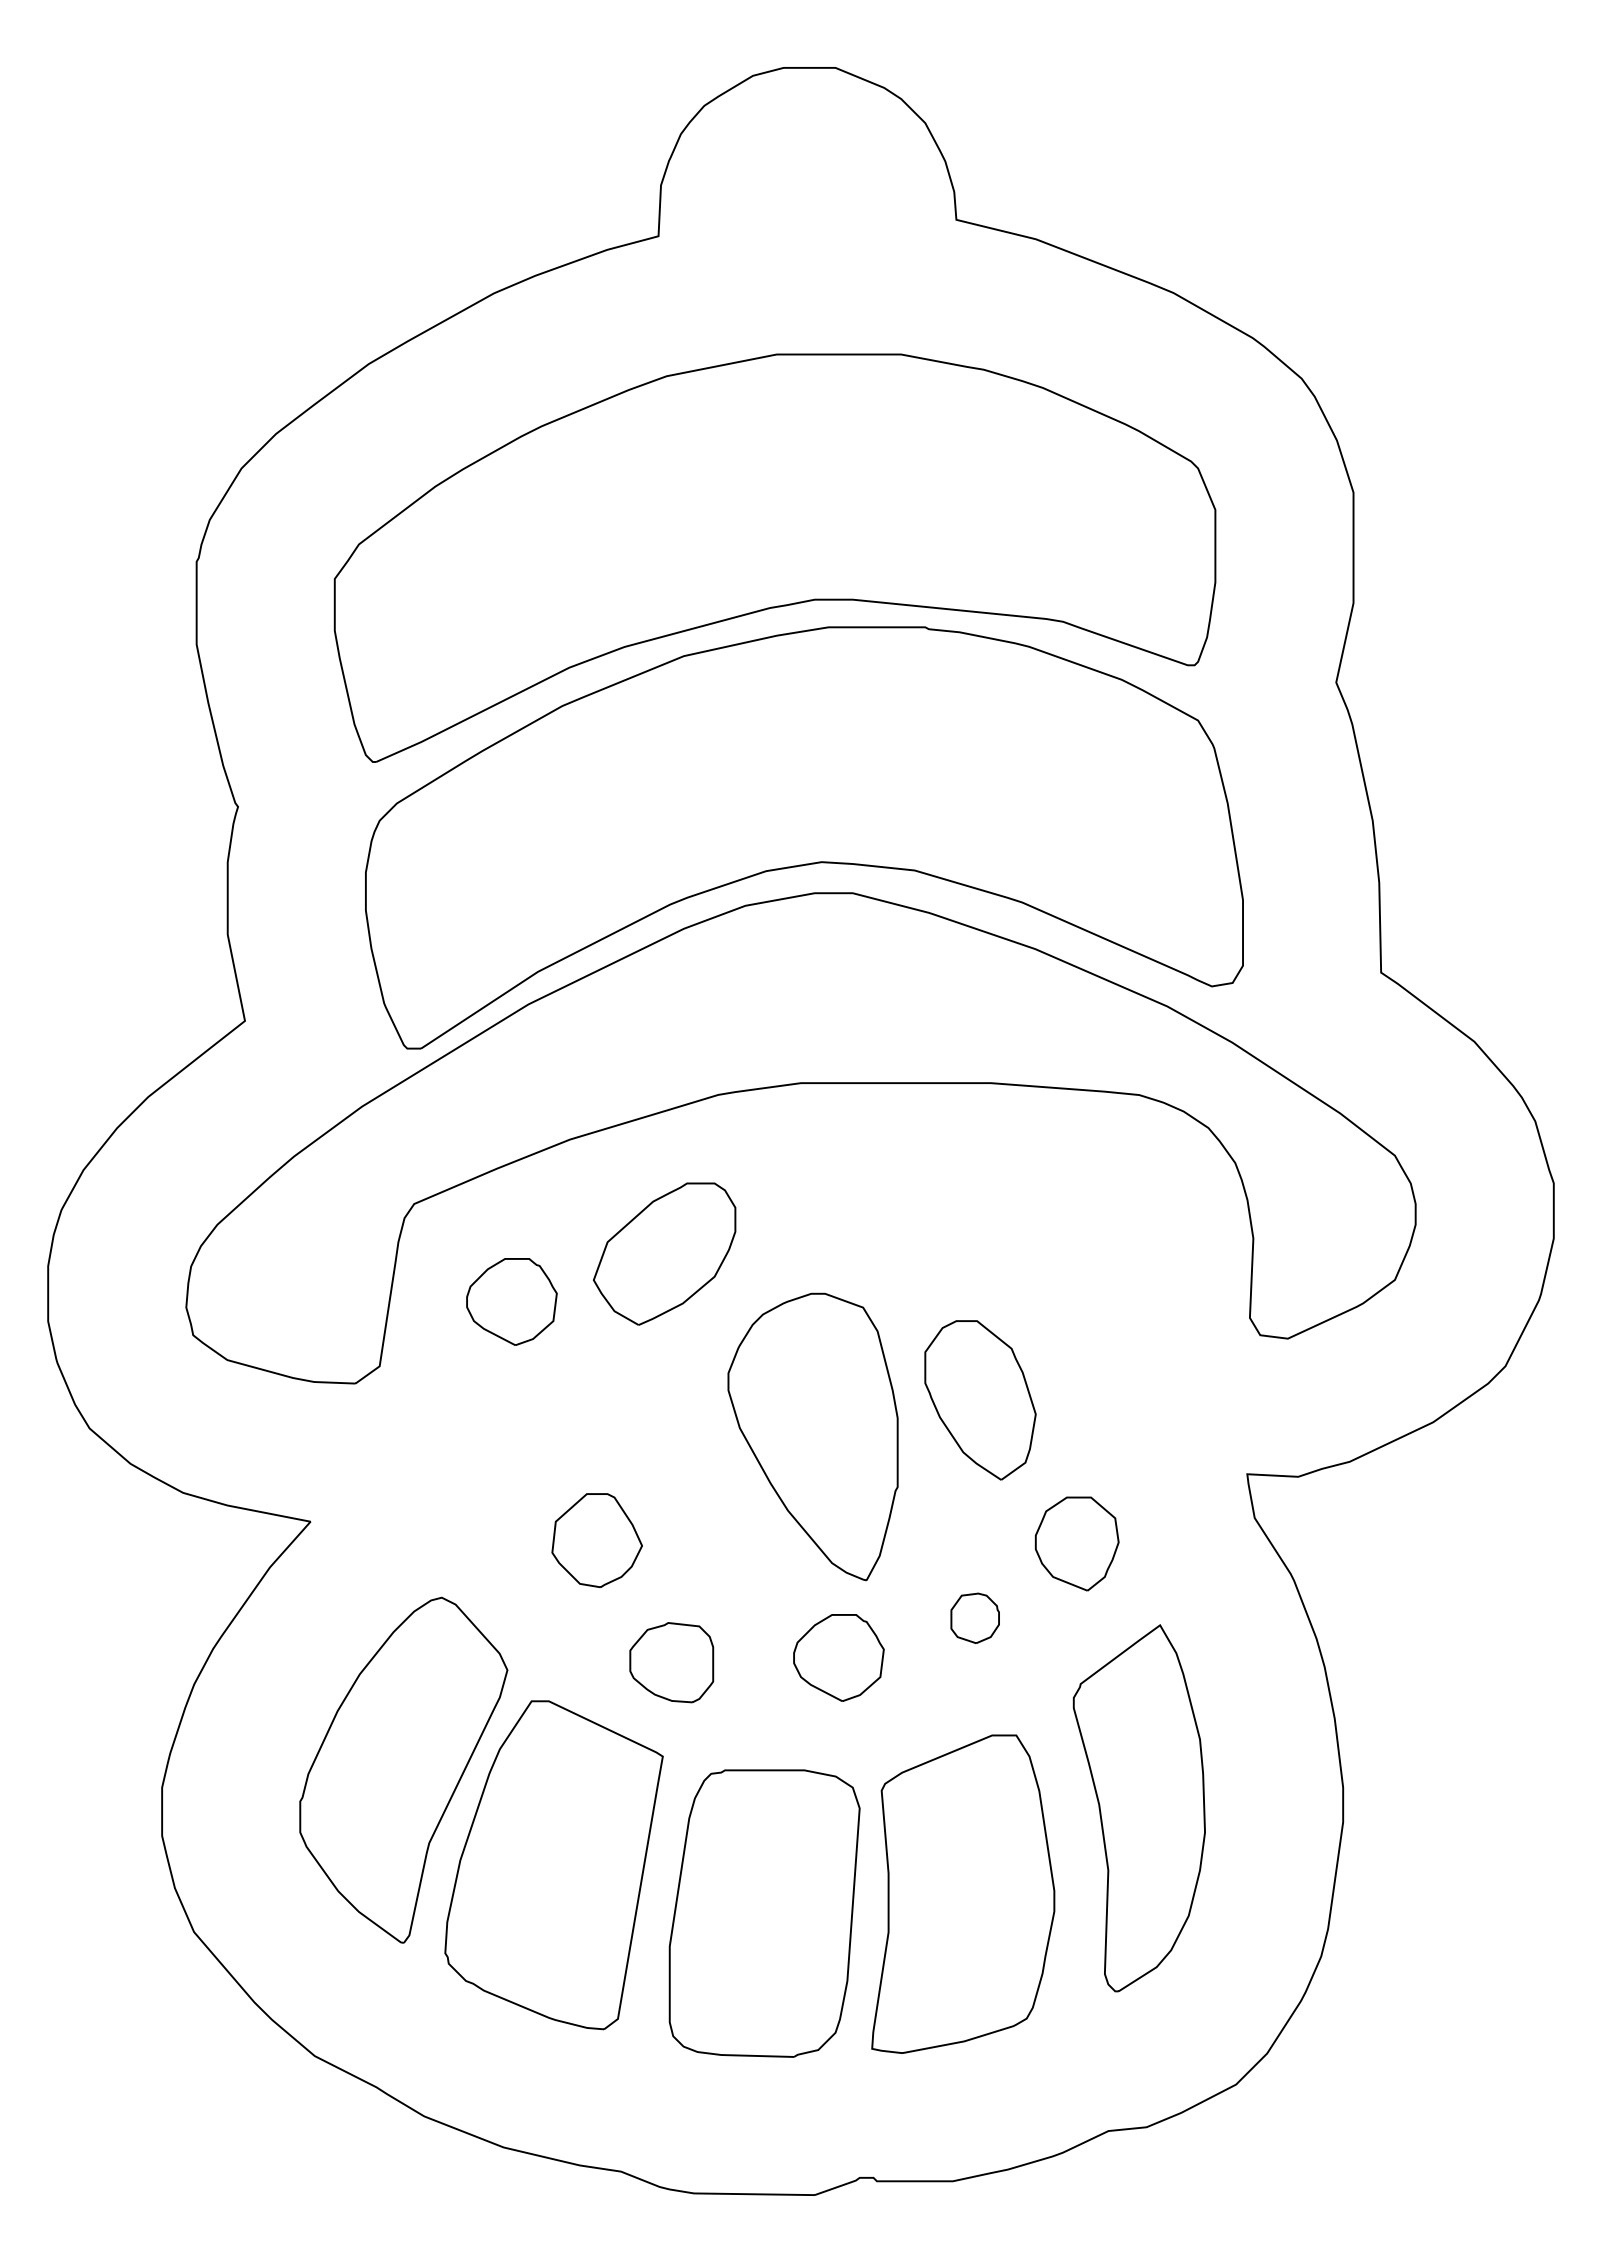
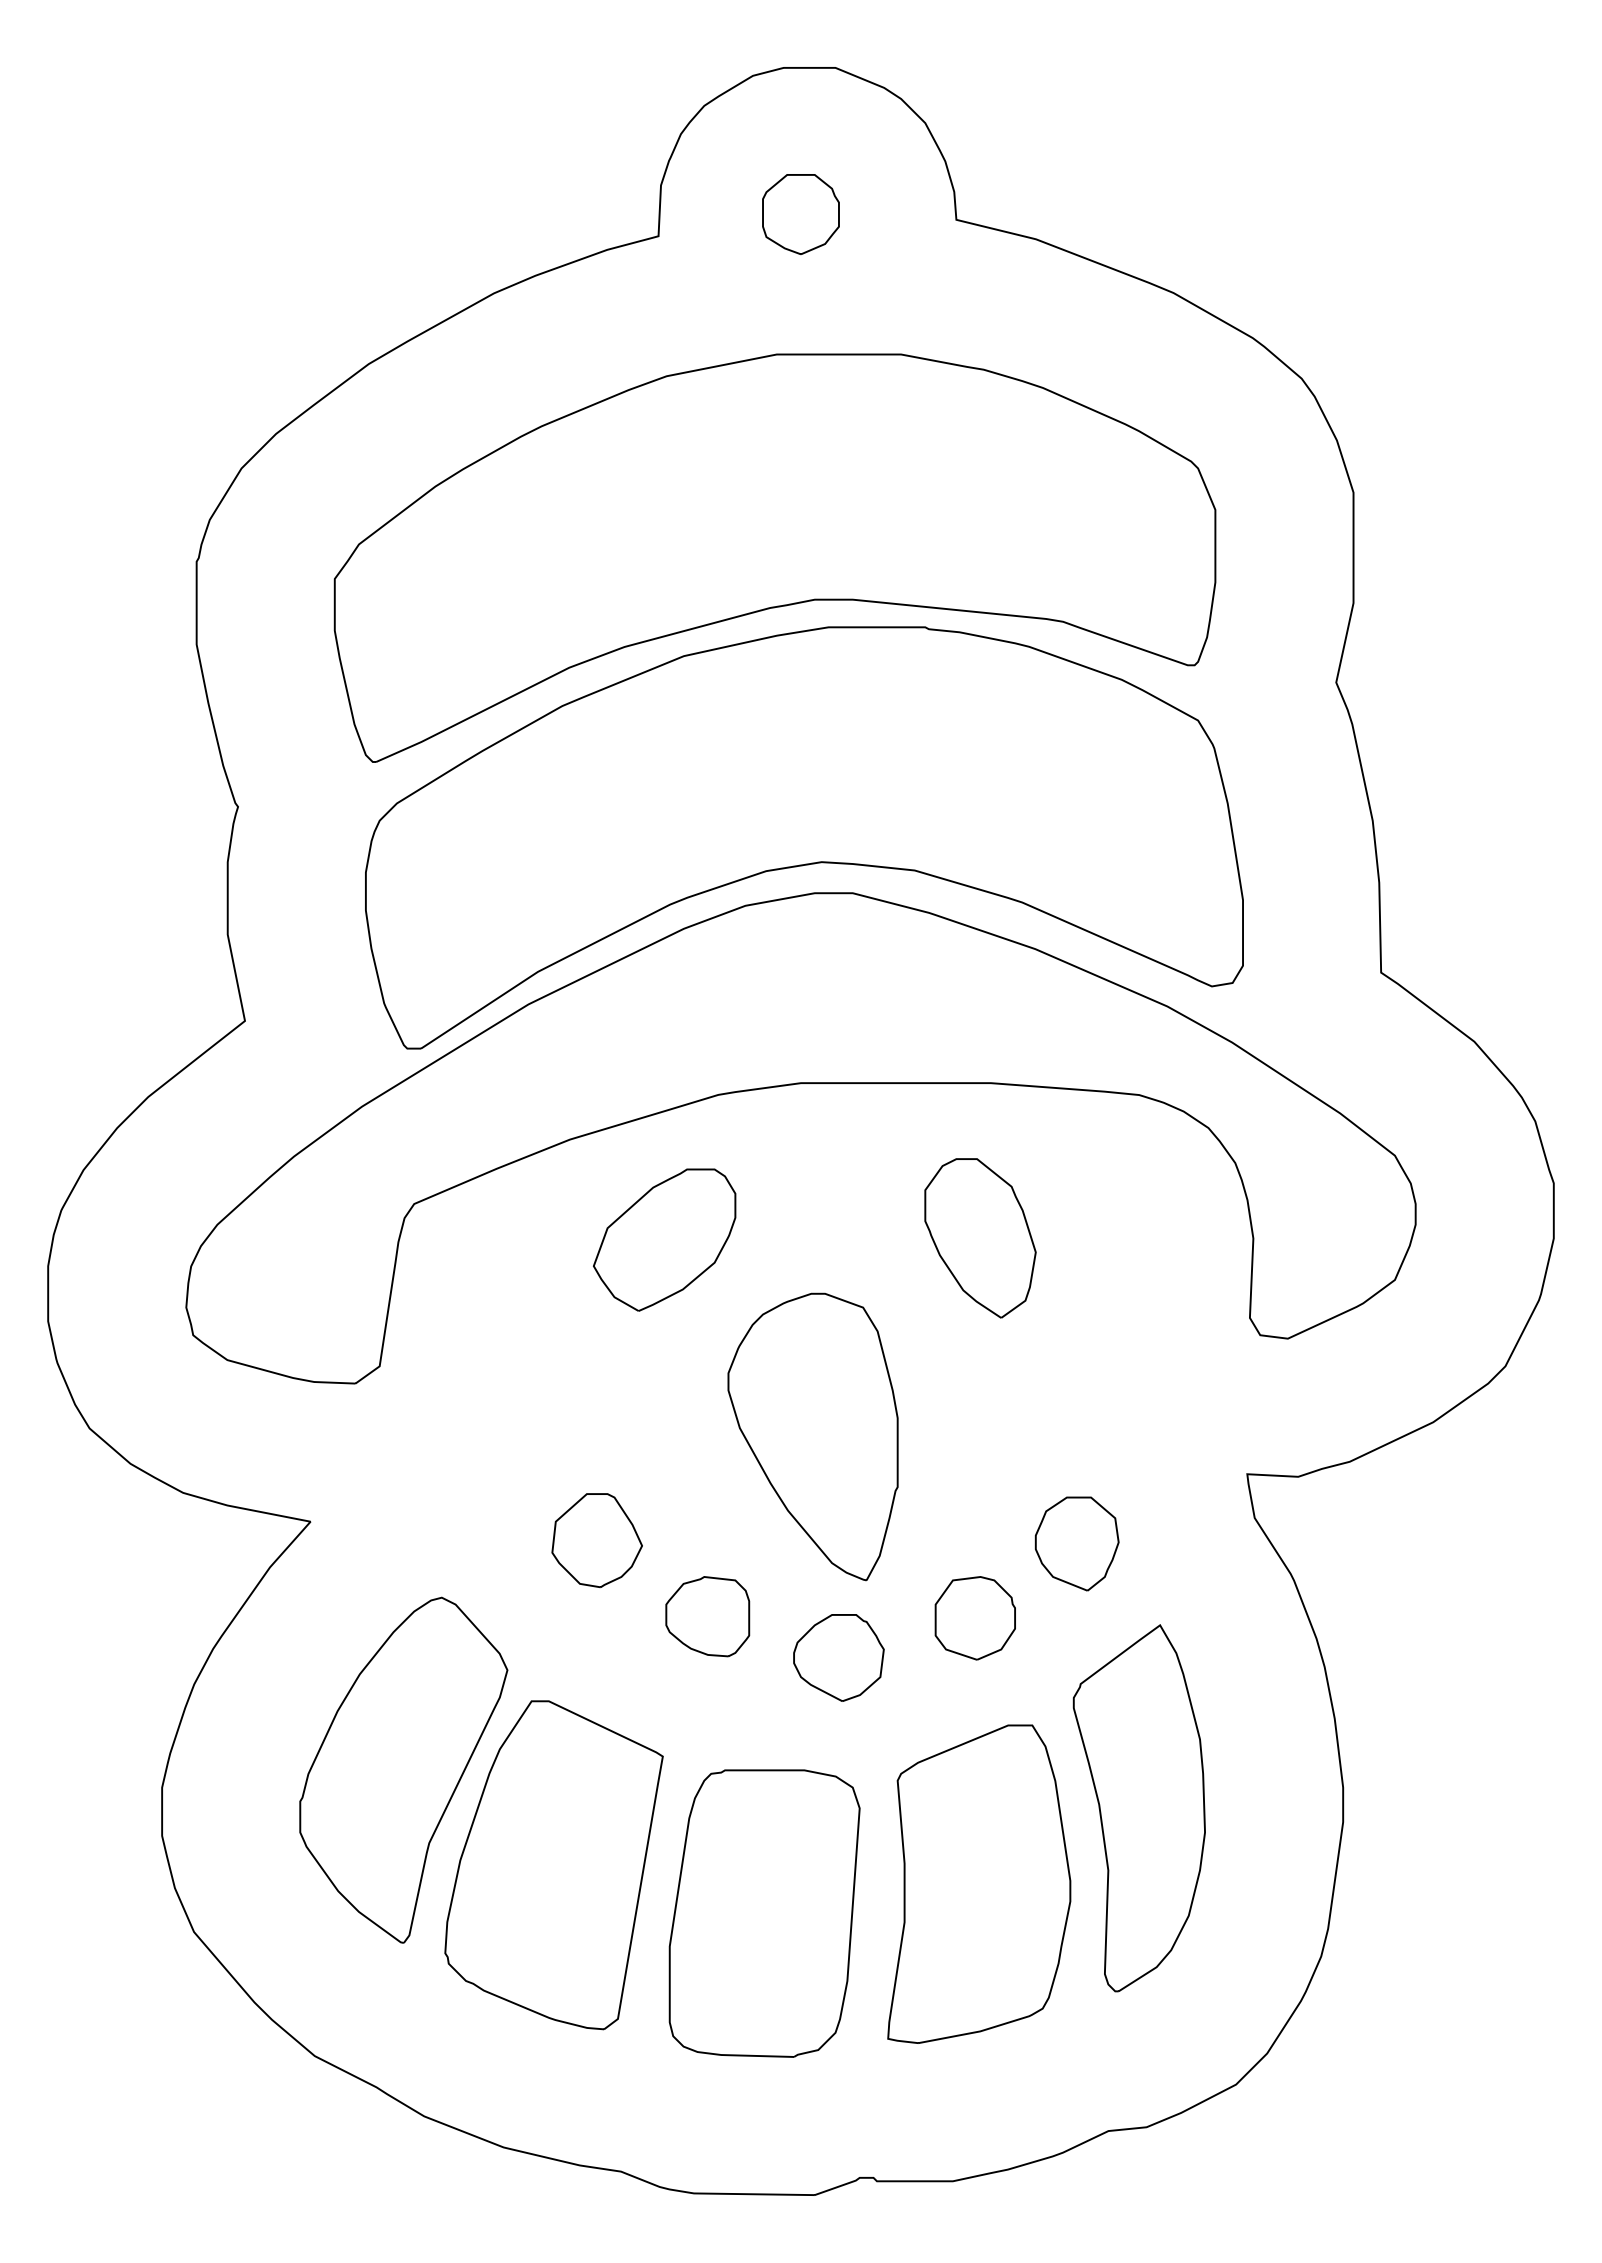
part: none -> present (800, 214)
part position: (664, 1253) -> (664, 1239) (664, 1239)
part: present -> none (511, 1301)
part position: (980, 1400) -> (980, 1238) (980, 1238)
part size: 50x52 px -> 82x85 px (974, 1618)
part position: (671, 1662) -> (707, 1616) (707, 1616)
part position: (963, 1893) -> (979, 1883) (979, 1883)
